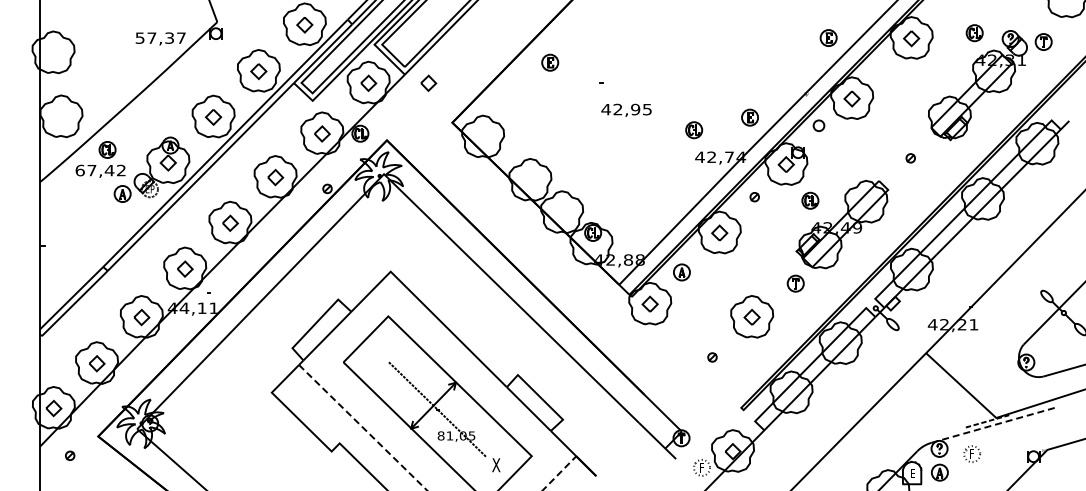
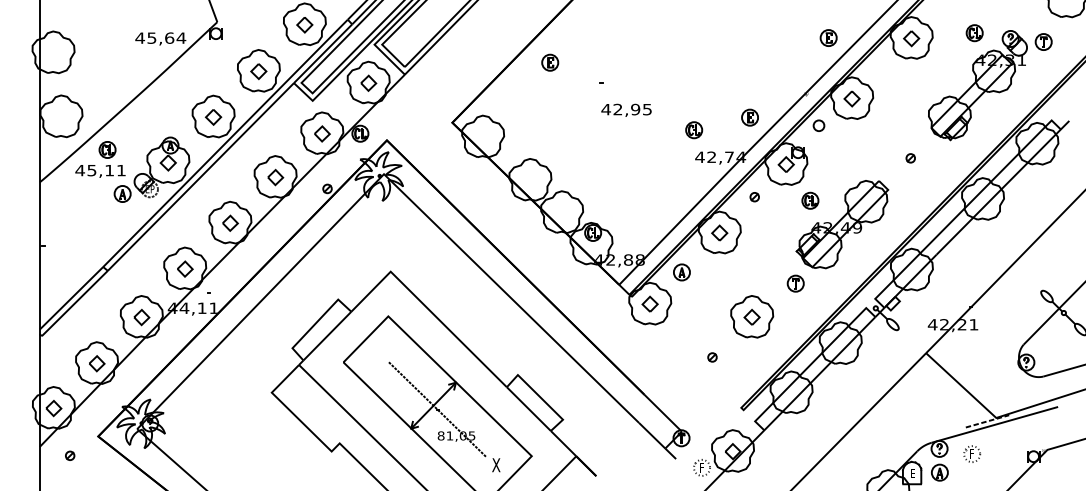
text: 57,37 -> 45,64 (160, 37)
part: present -> none (428, 82)
text: 67,42 -> 45,11 (100, 170)
line: dashed -> solid (994, 424)
line: dashed -> solid (381, 445)
